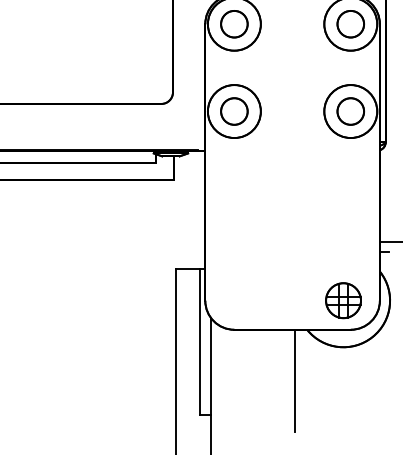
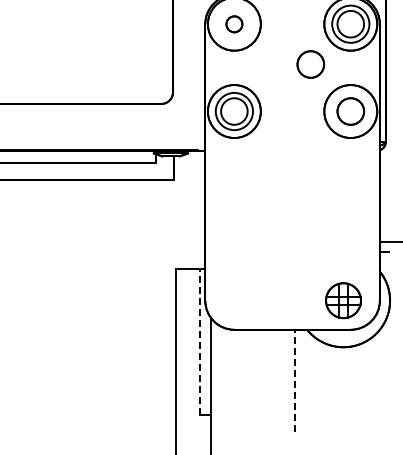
circle diameter: 27 px -> 37 px (350, 23)
circle size: 29x29 px -> 19x19 px (234, 24)
circle: none -> present (310, 64)
circle diameter: 27 px -> 37 px (234, 111)
line: solid -> dashed (199, 342)
line: solid -> dashed (294, 380)
